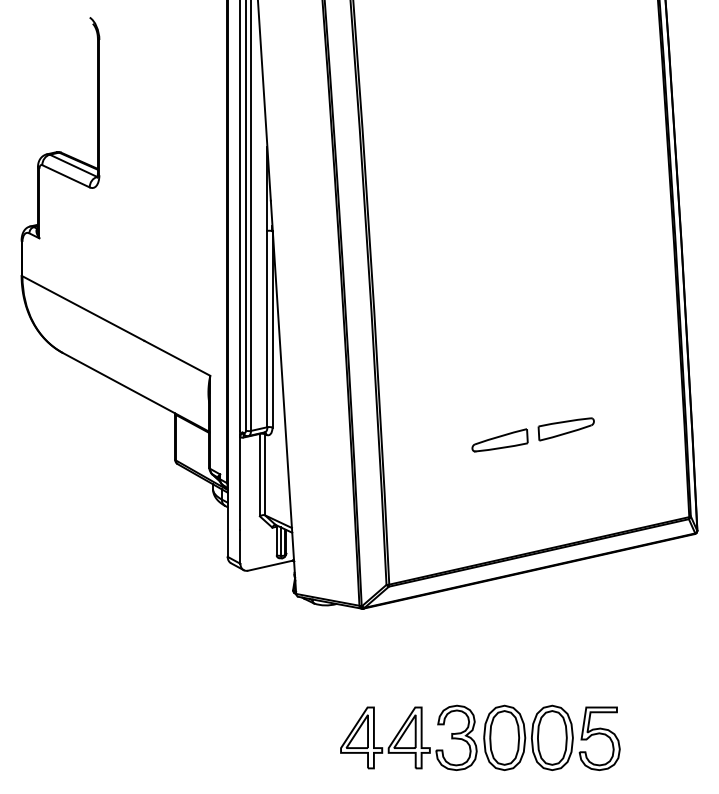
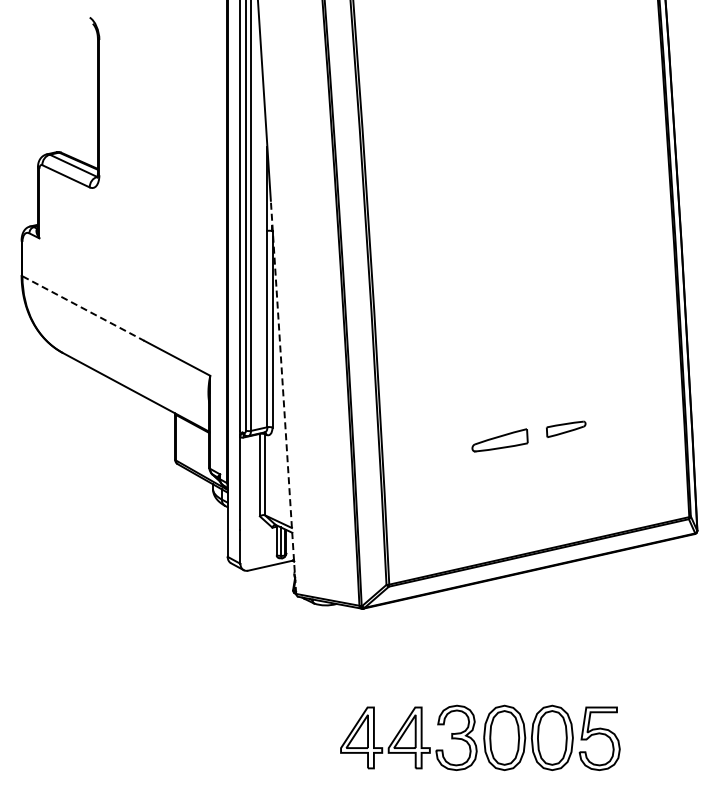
line: solid -> dashed (83, 308)
line: solid -> dashed (283, 397)
part size: 58x25 px -> 41x18 px (566, 428)
